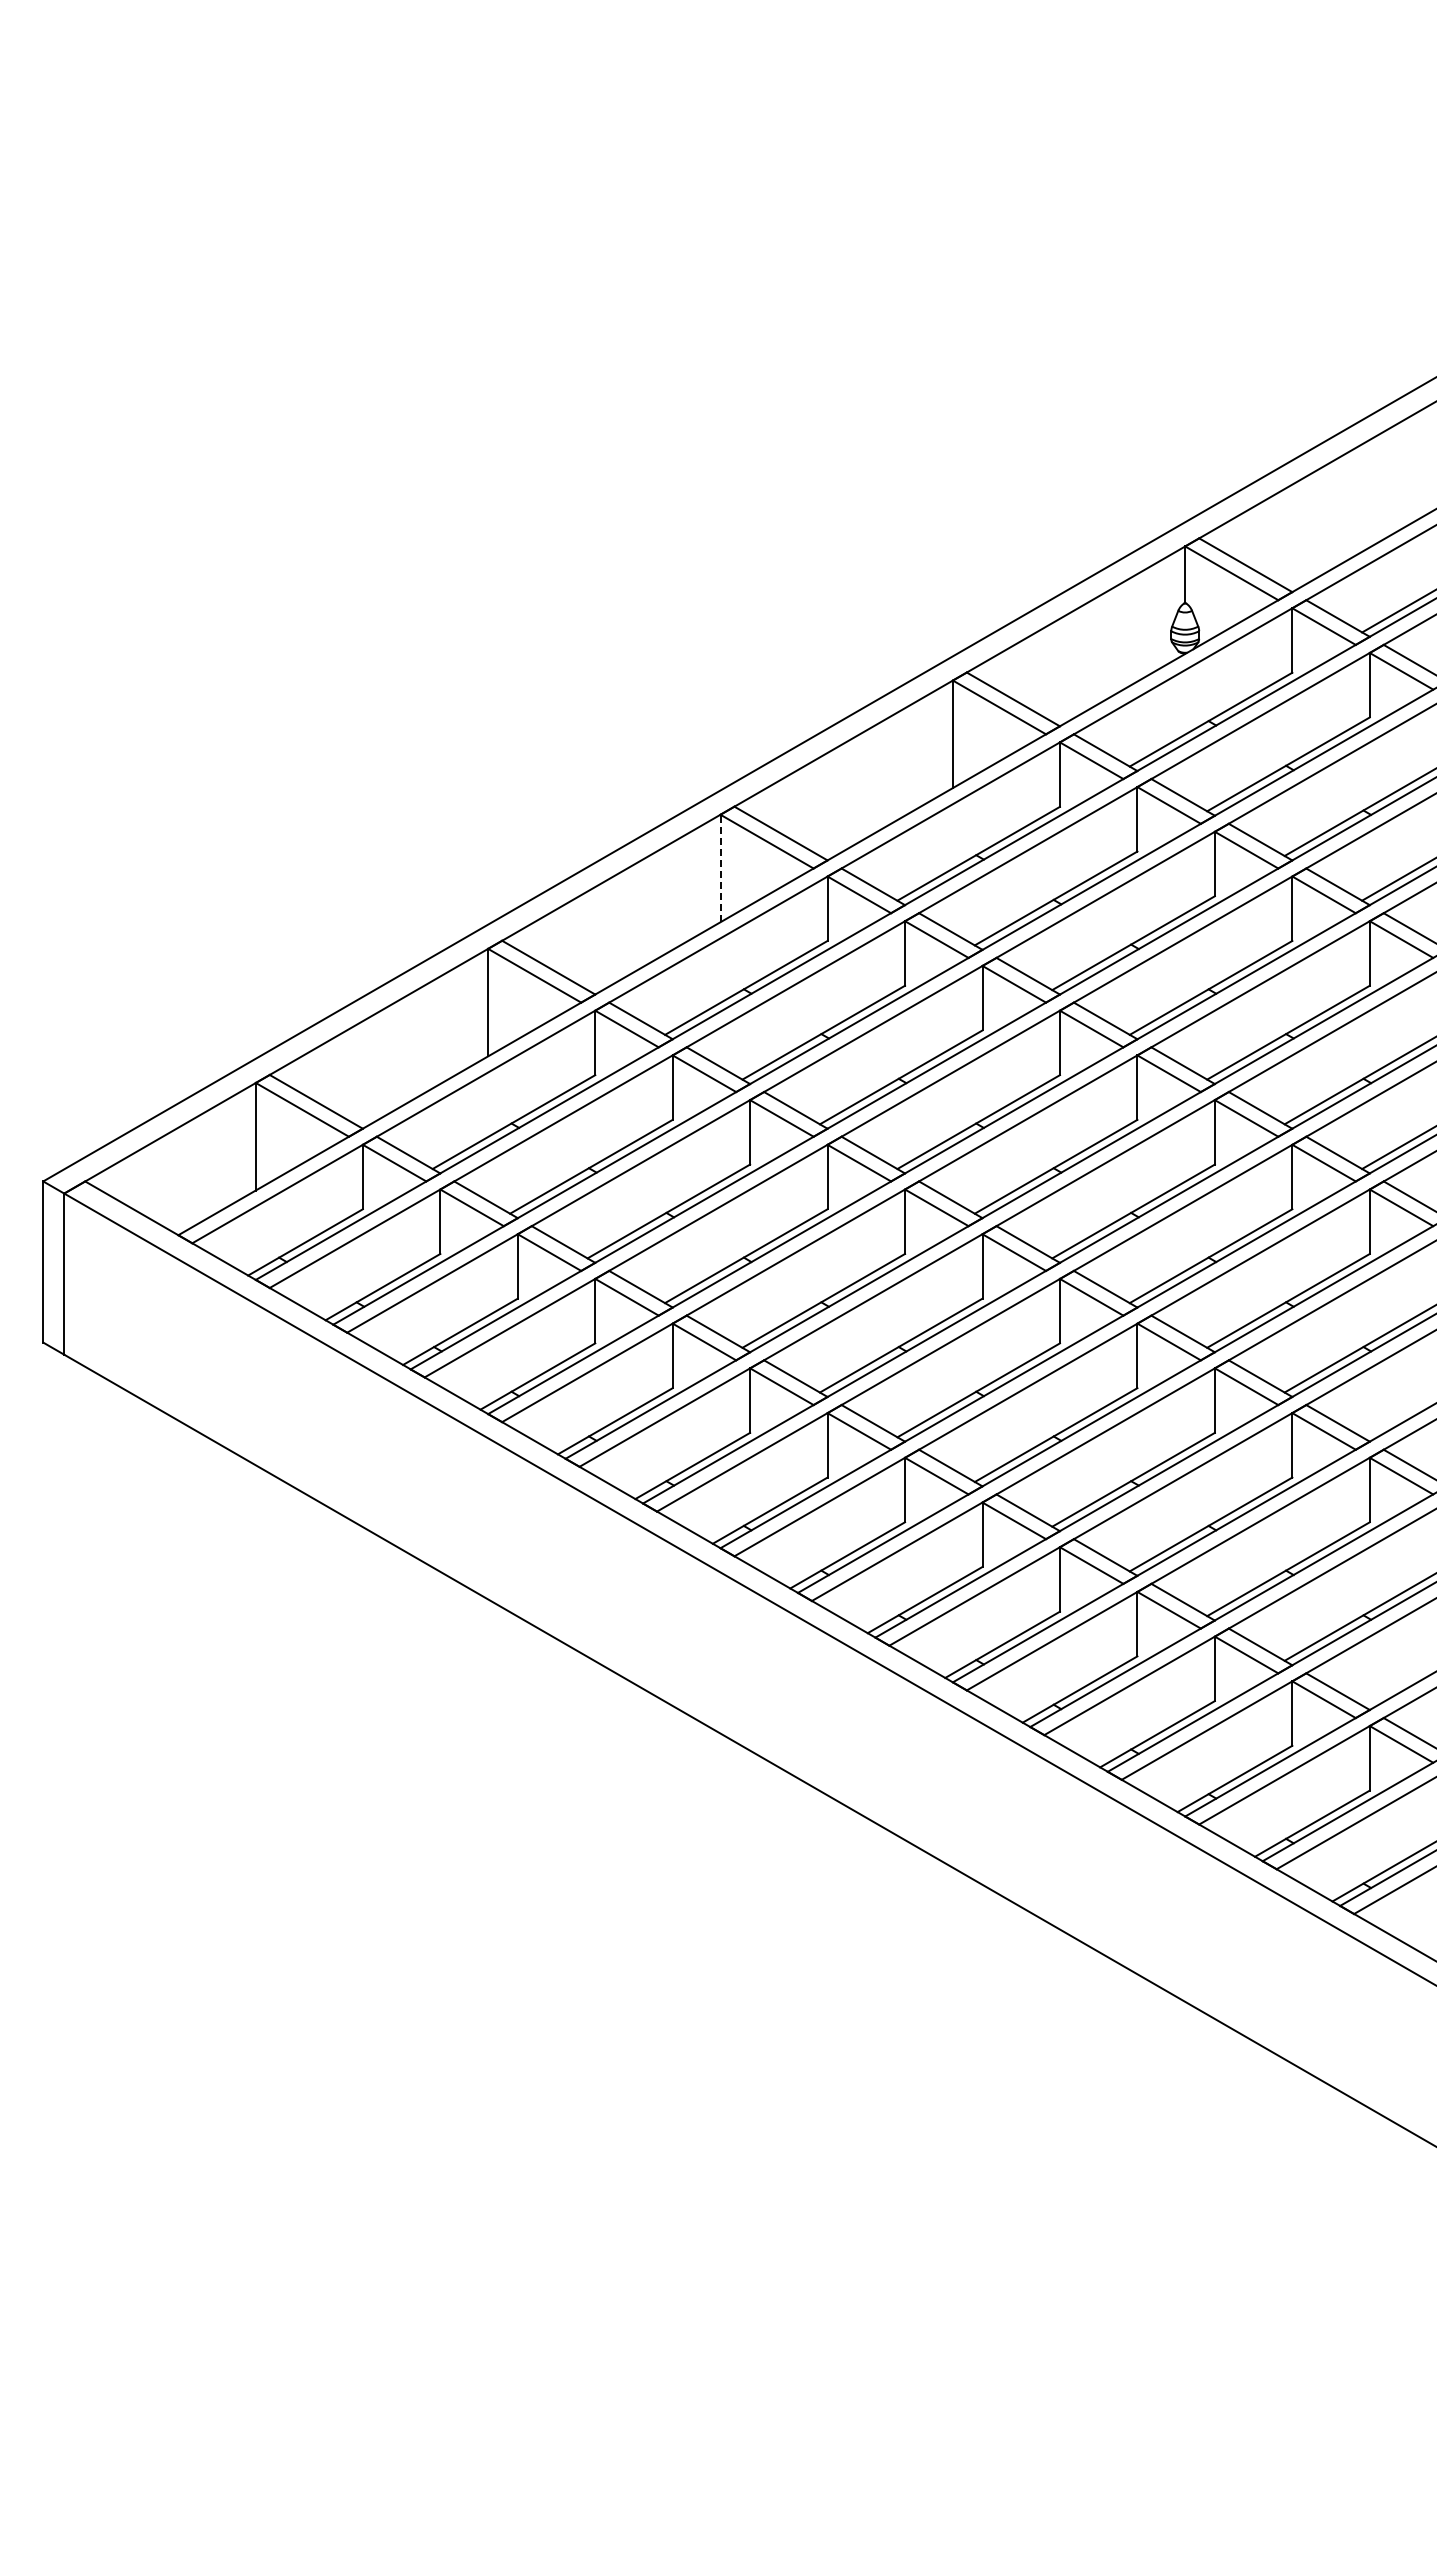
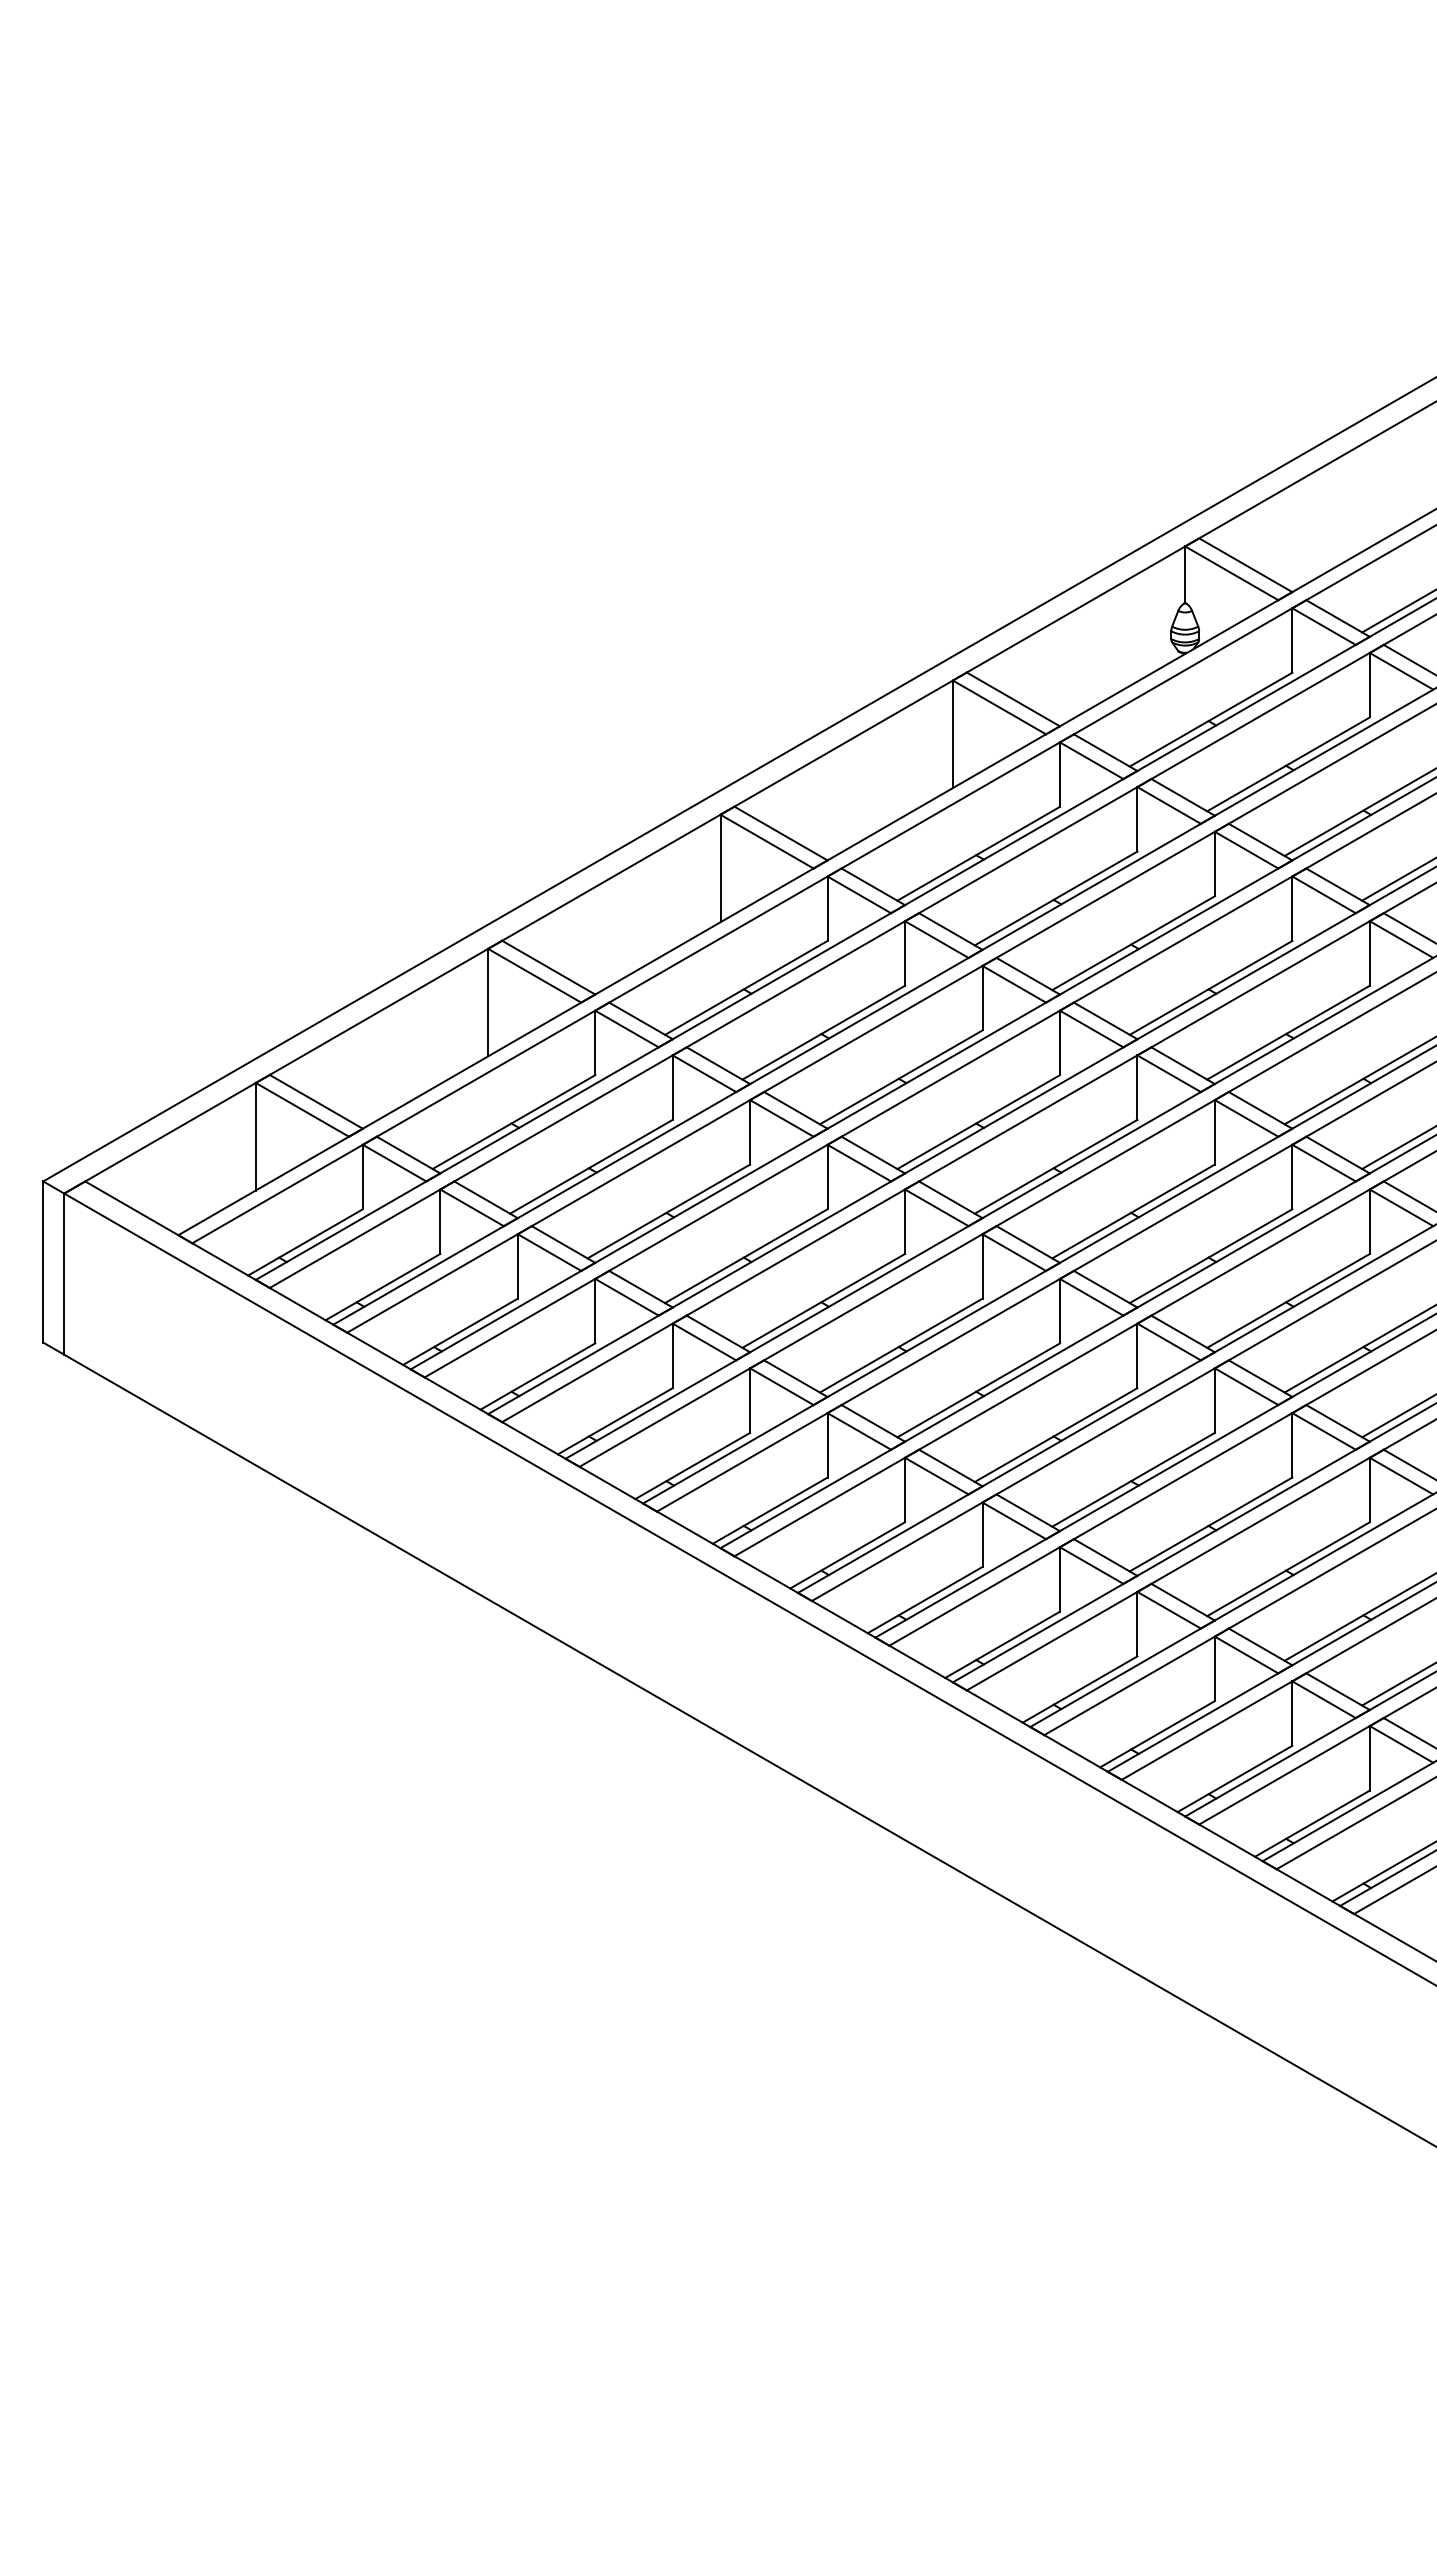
line: dashed -> solid (720, 868)
line: none -> present (1397, 1416)
line: none -> present (1397, 1684)
